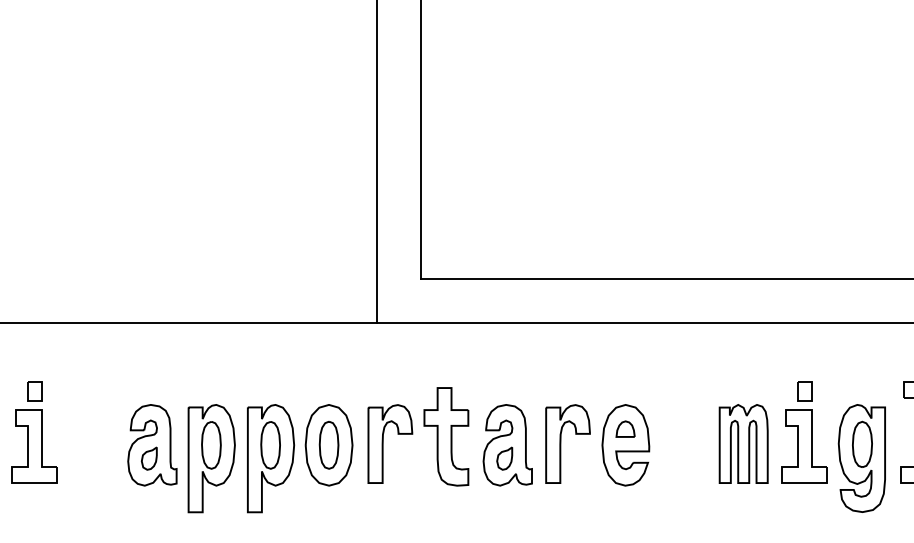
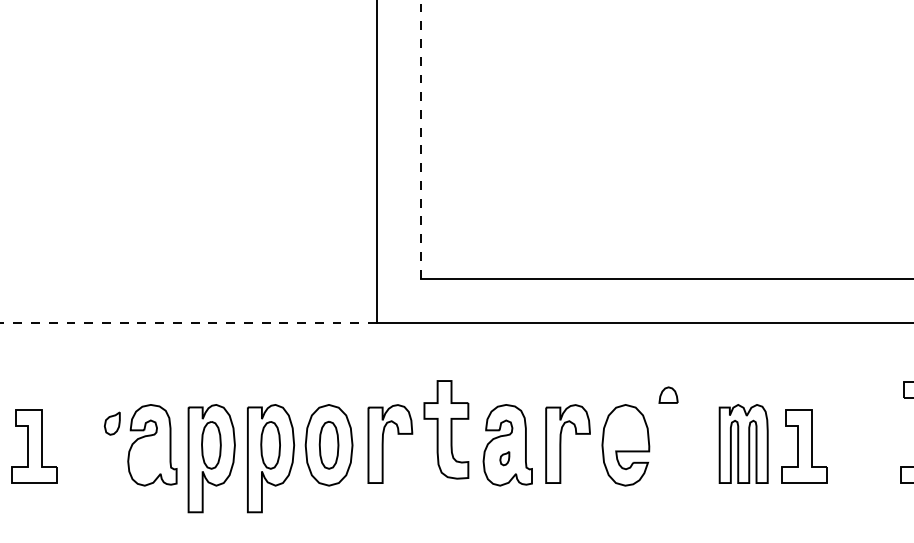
line: solid -> dashed (421, 139)
line: solid -> dashed (188, 322)
part: present -> none (34, 391)
part: present -> none (804, 391)
part position: (625, 428) -> (668, 394) (668, 394)
part position: (446, 436) -> (446, 429) (446, 429)
part position: (148, 458) -> (111, 423) (111, 423)
part size: 18x25 px -> 12x16 px (504, 458)
part: present -> none (861, 458)
